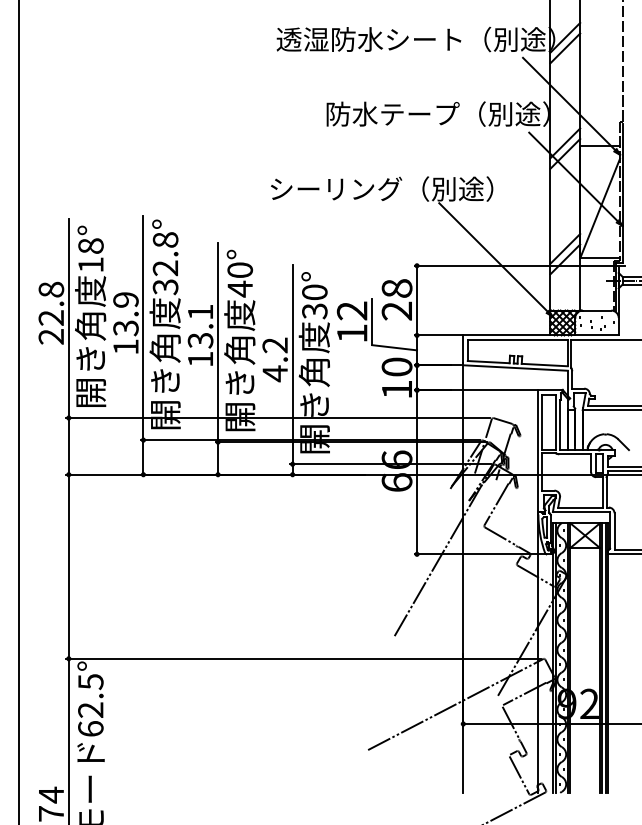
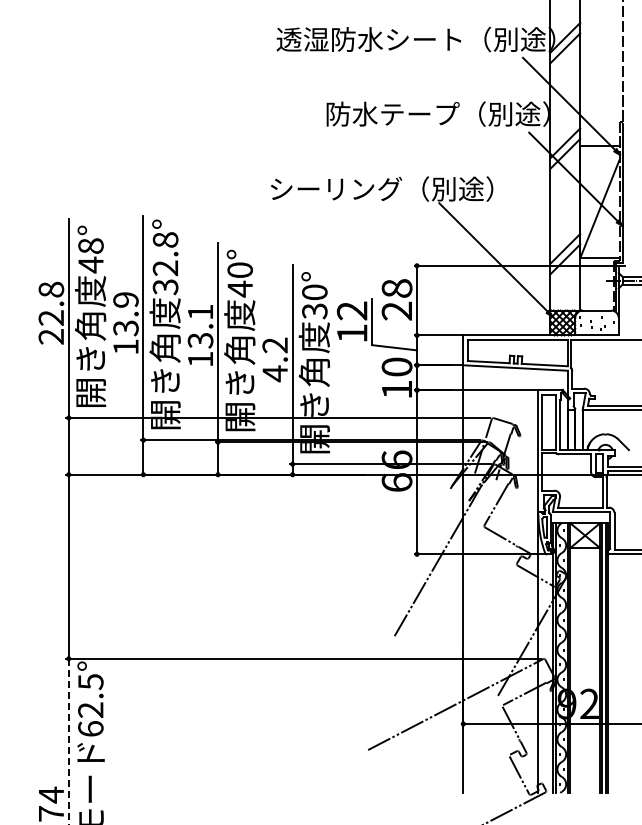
text: 18° -> 48° (90, 264)
line: present -> none (19, 411)
line: solid -> dashed (68, 741)
